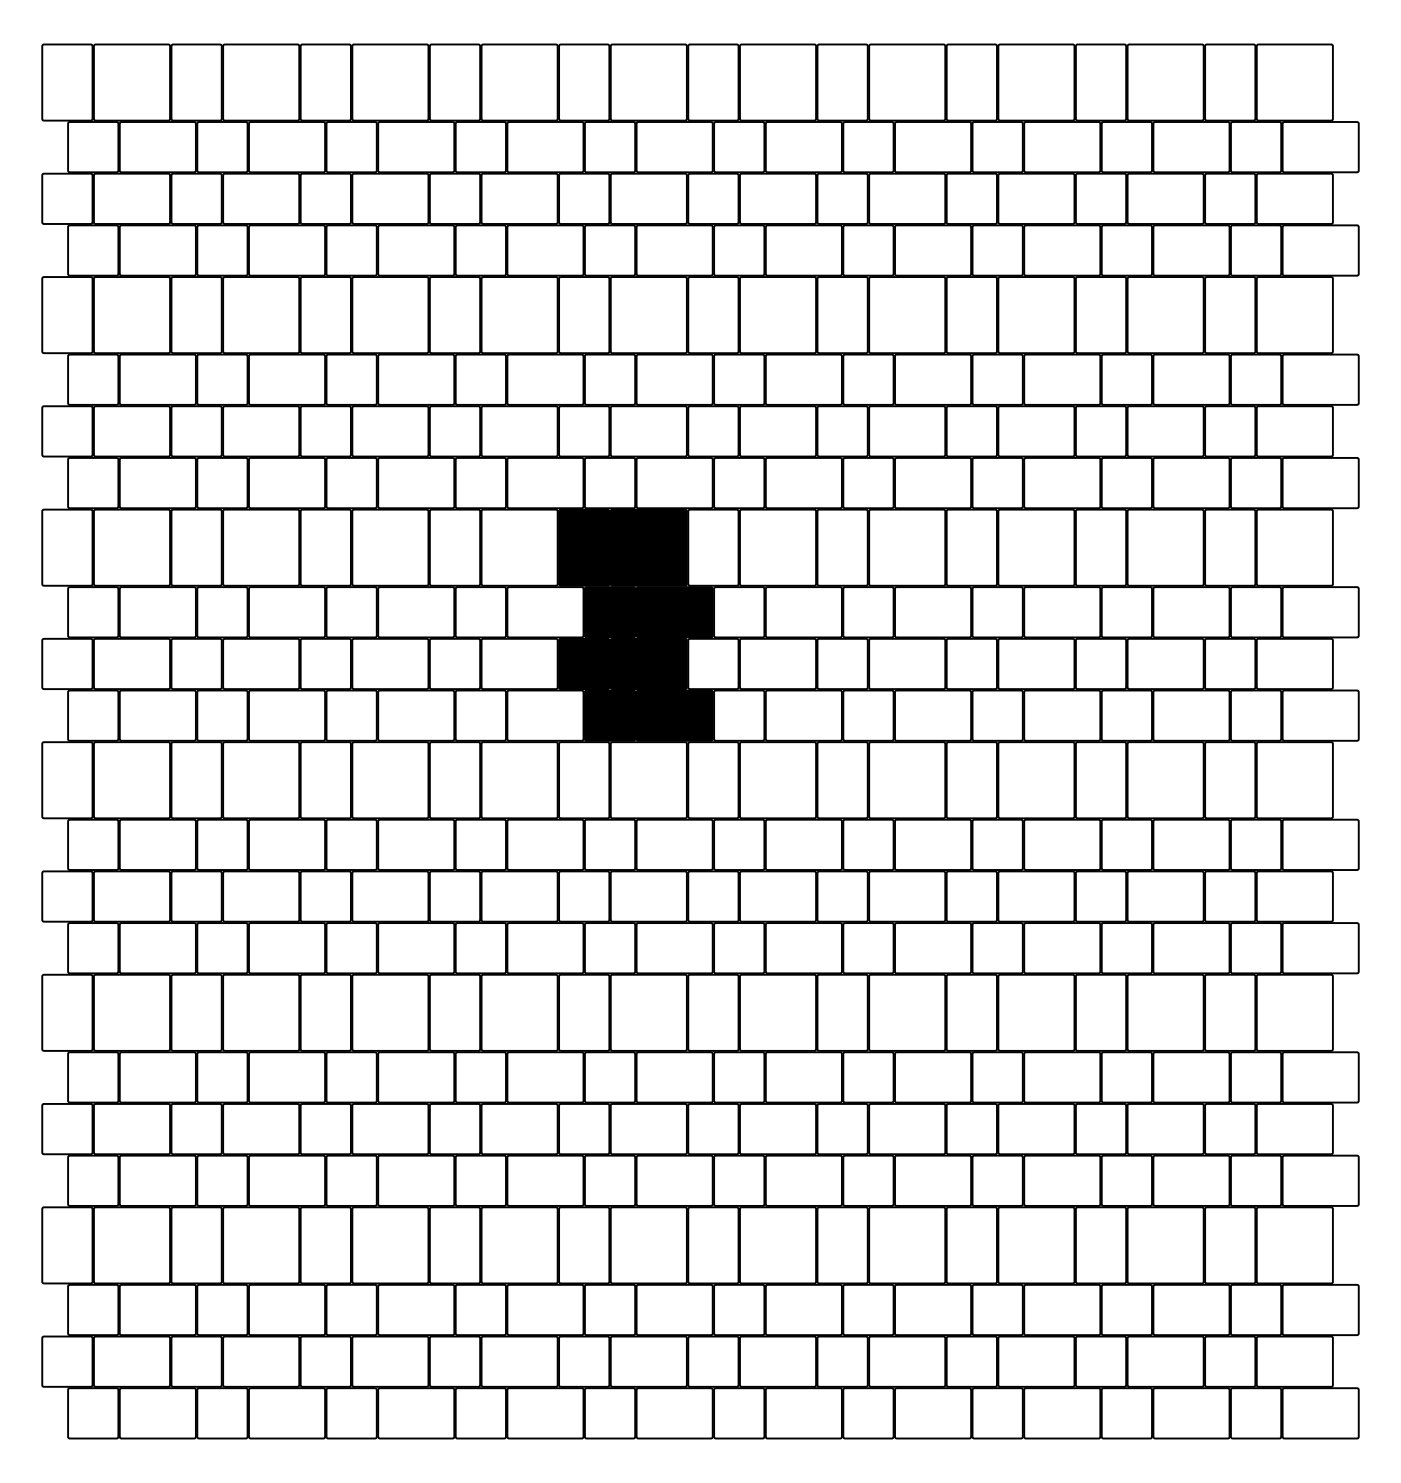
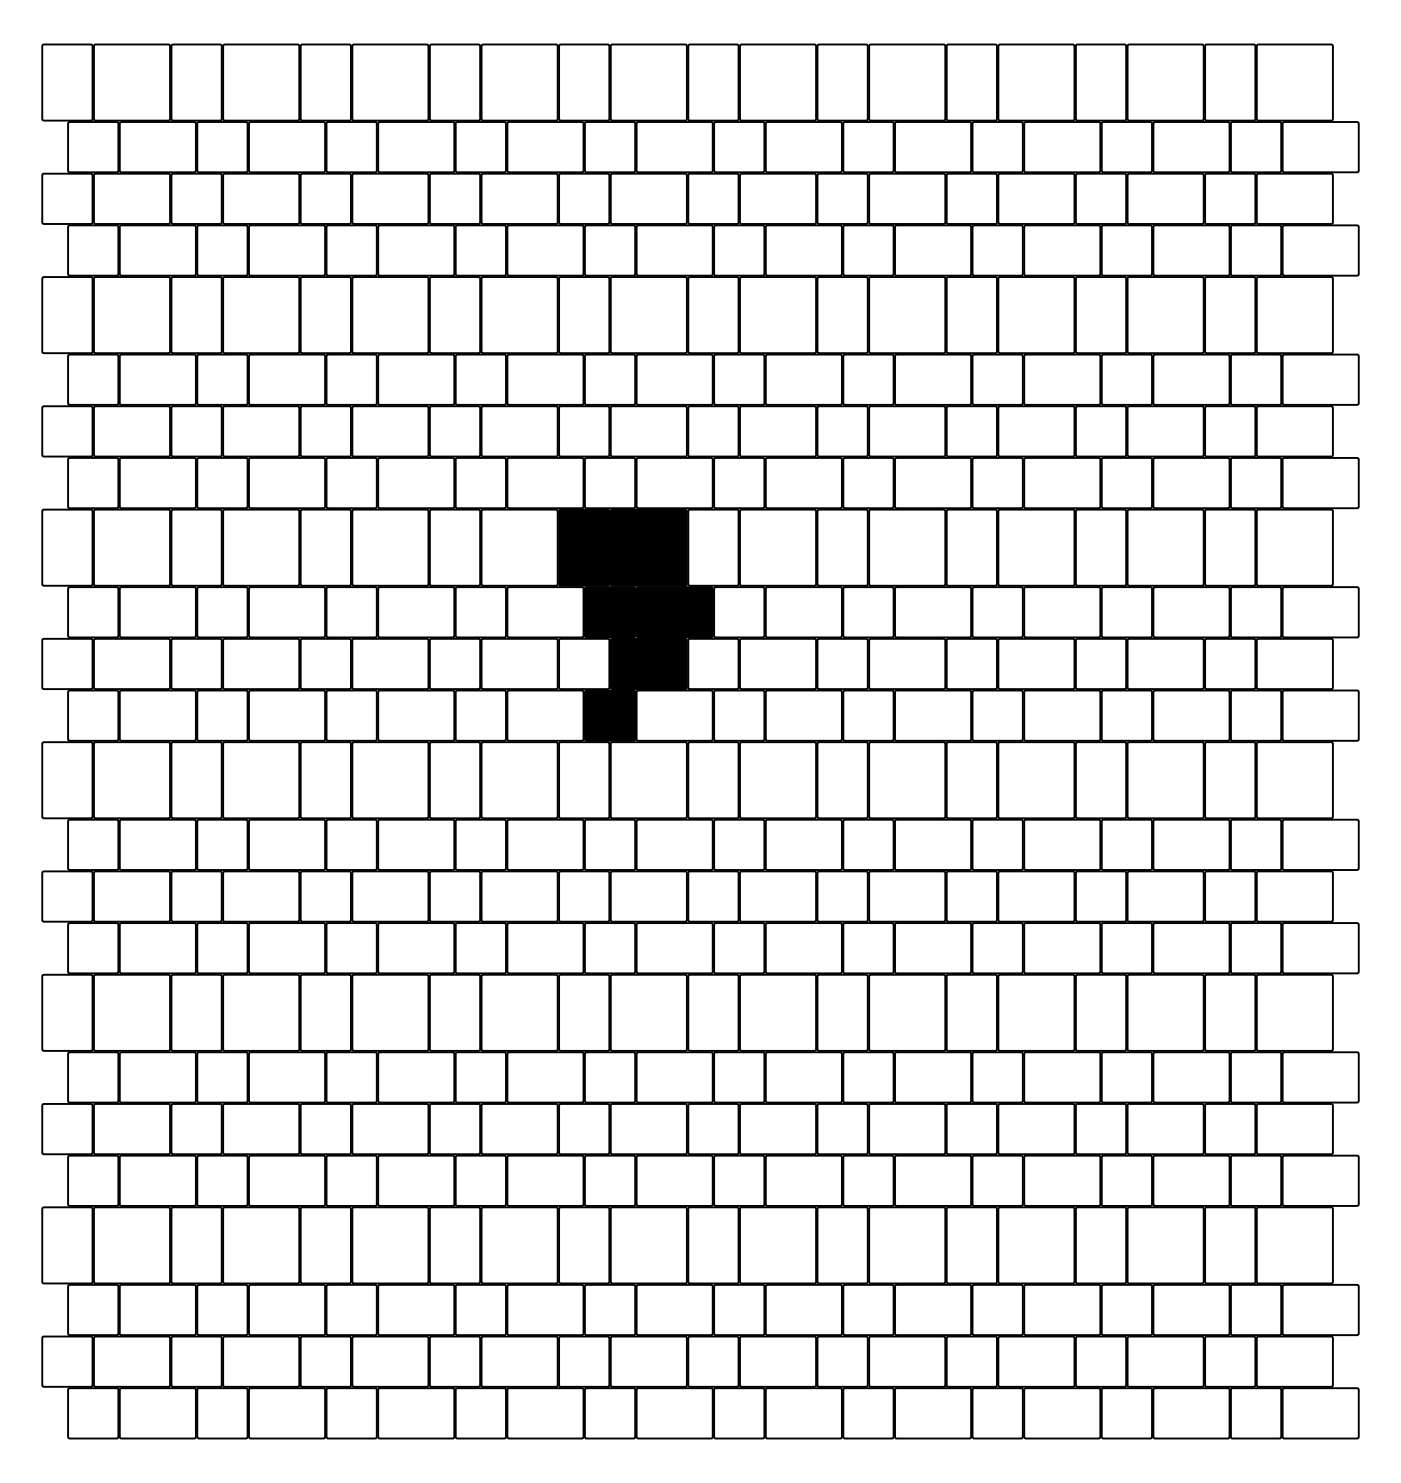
fill: present -> none (584, 663)
fill: present -> none (674, 715)
